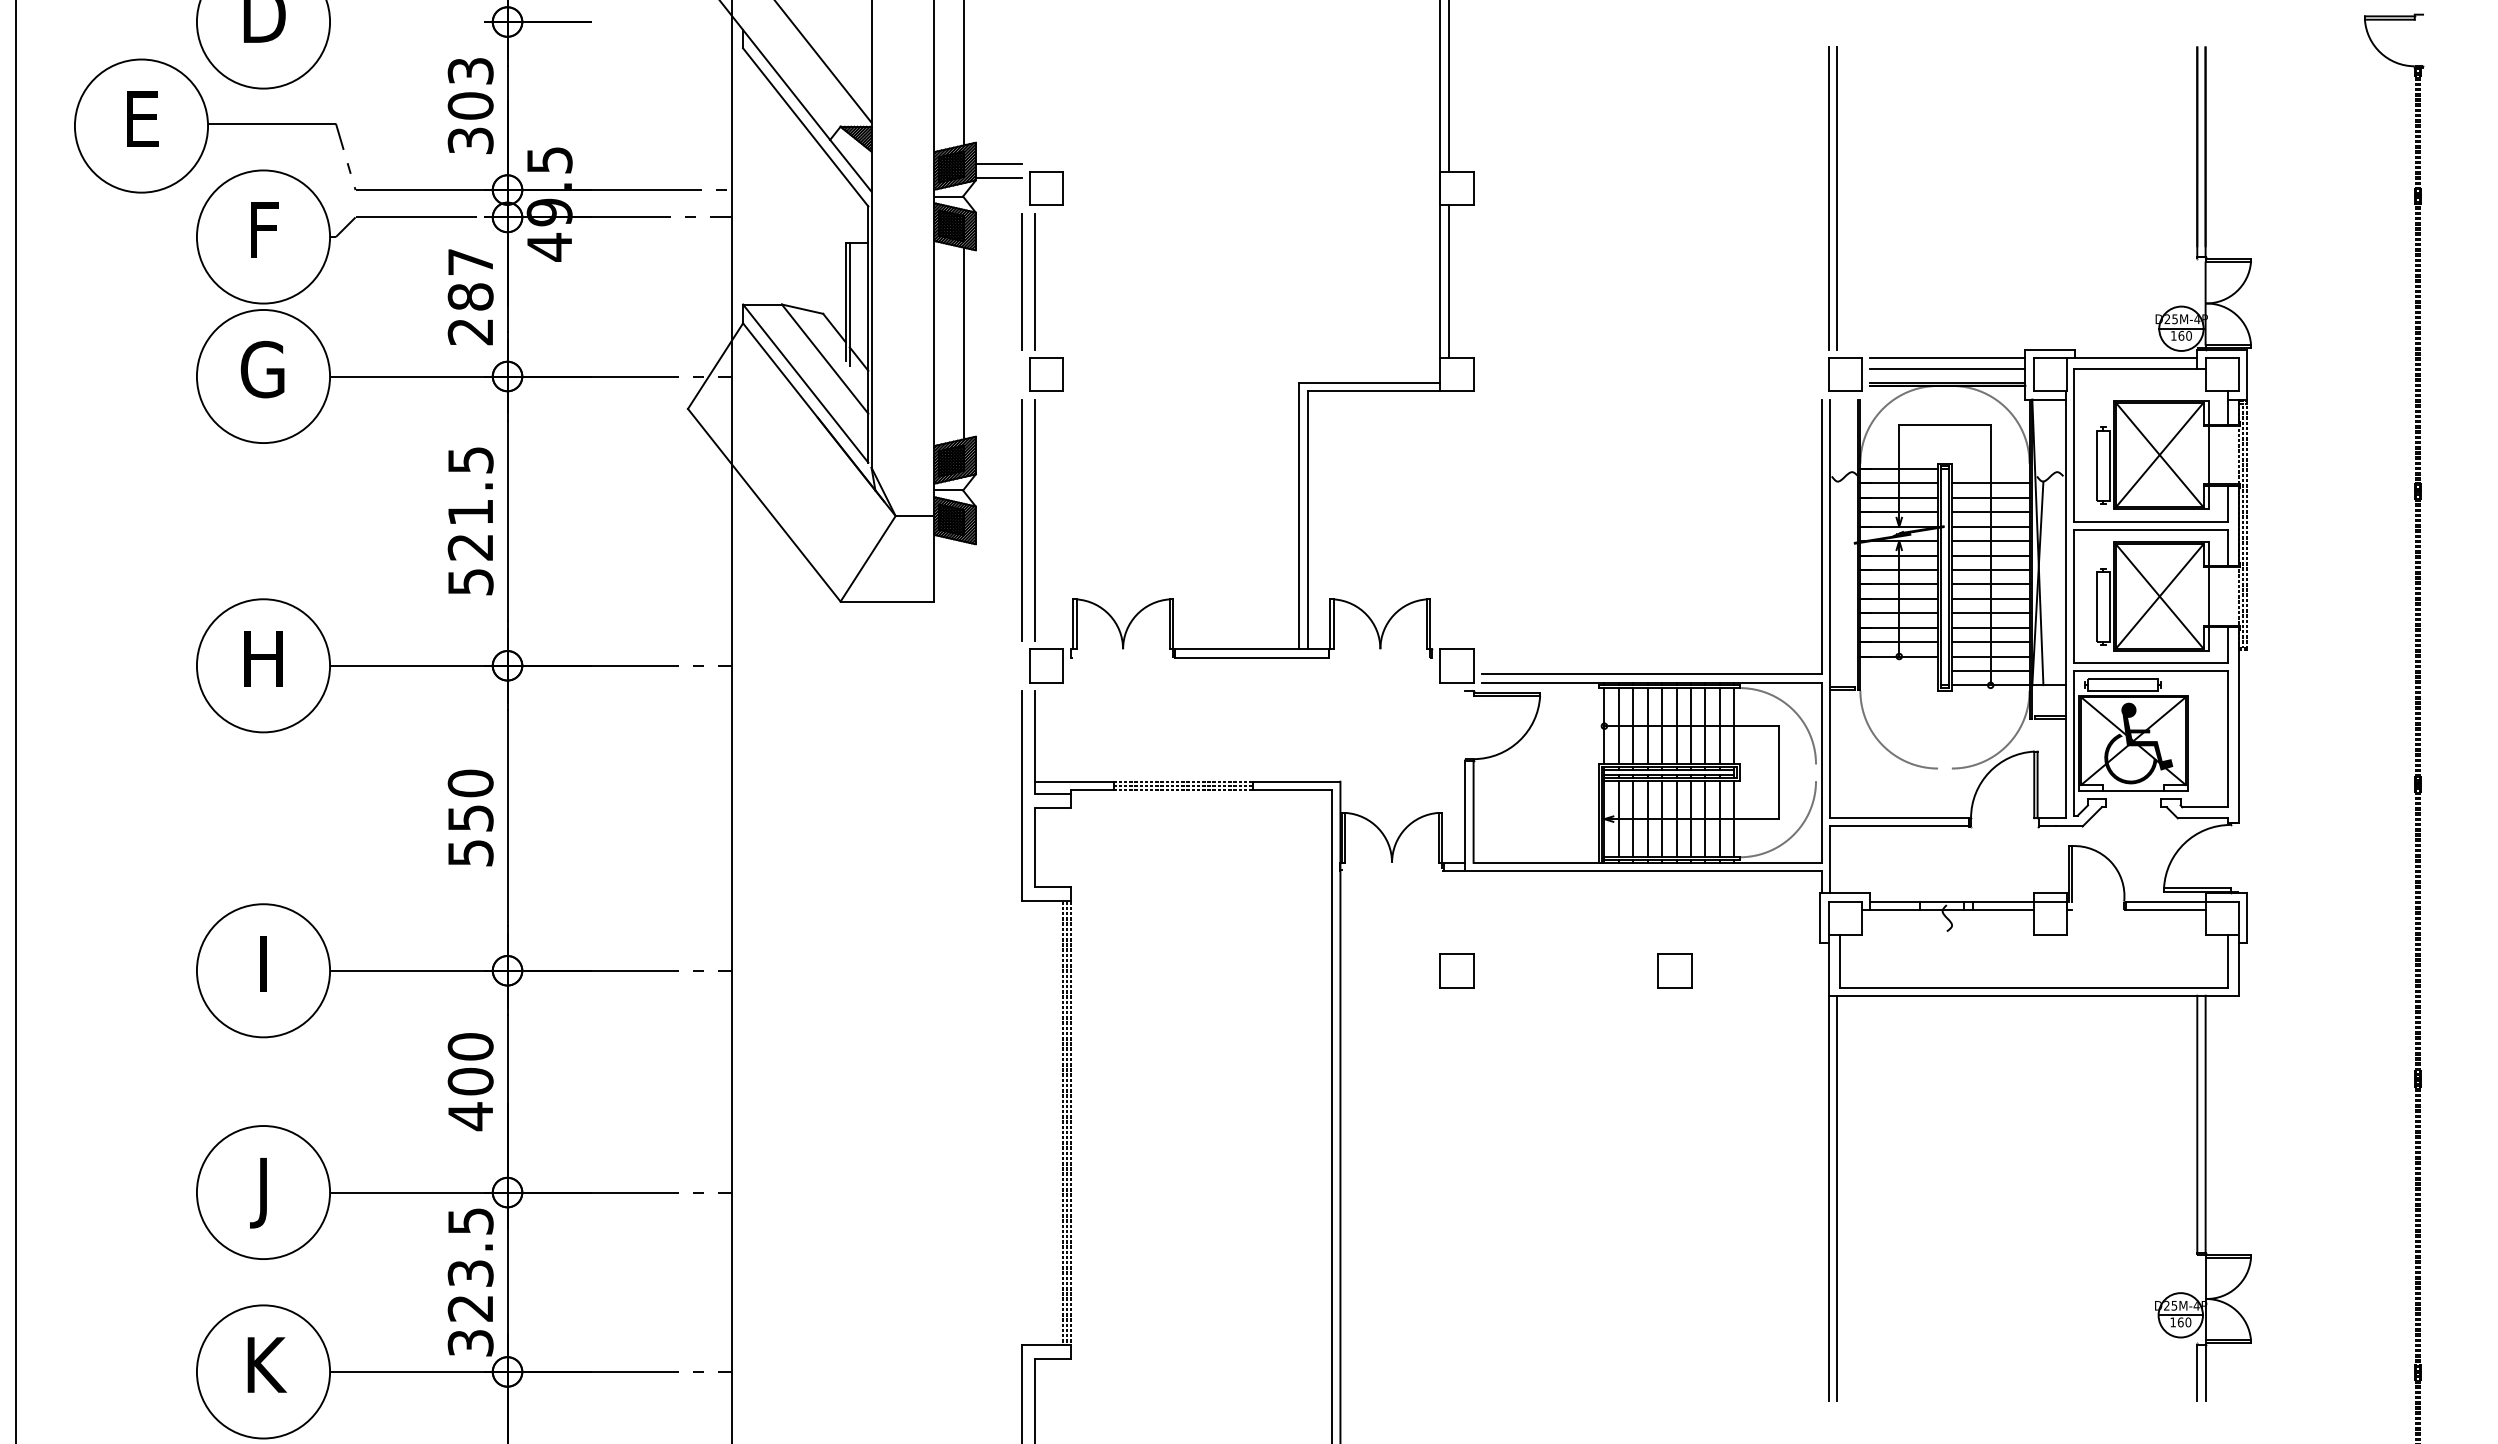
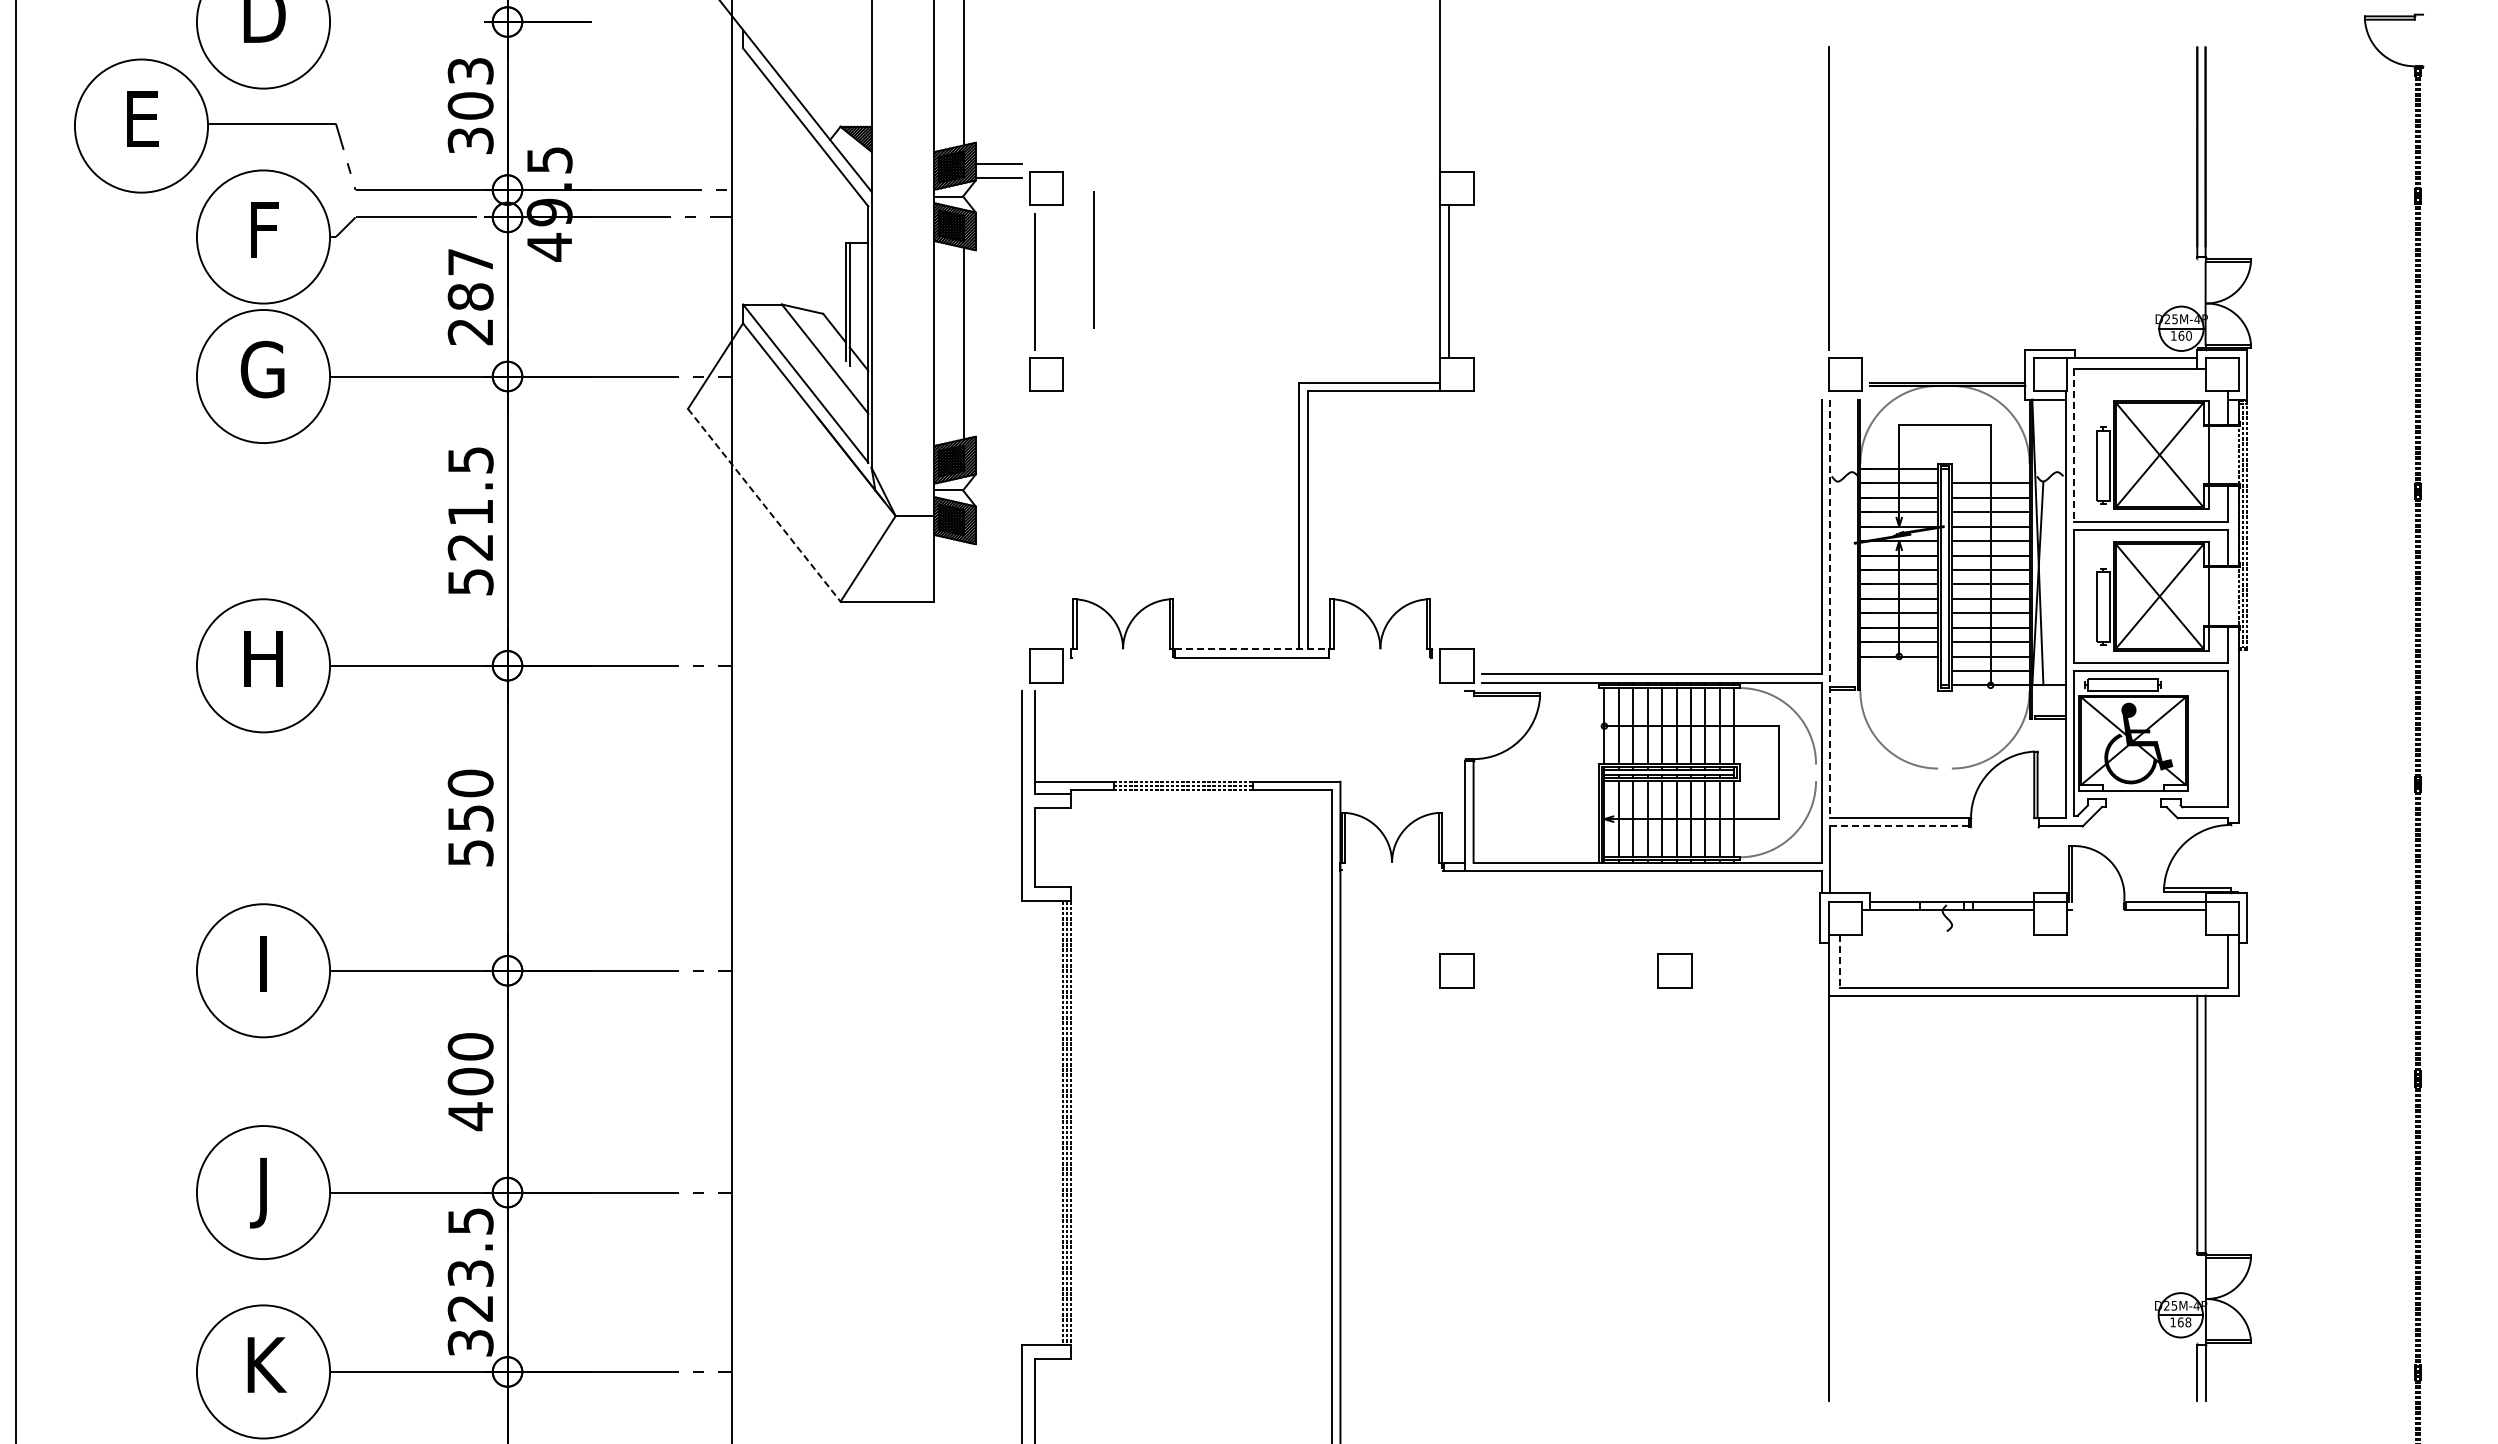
line: present -> none (823, 62)
line: present -> none (1448, 87)
line: present -> none (1836, 198)
line position: (1021, 281) -> (1093, 259) (1093, 259)
line: present -> none (1947, 358)
line: present -> none (1947, 369)
line: solid -> dashed (2074, 445)
line: solid -> dashed (764, 505)
line: present -> none (1035, 519)
line: present -> none (1021, 520)
line: solid -> dashed (1829, 609)
line: solid -> dashed (1252, 649)
line: solid -> dashed (1899, 826)
line: solid -> dashed (1839, 961)
line: present -> none (1836, 1197)
text: 160 -> 168 (2188, 1322)
